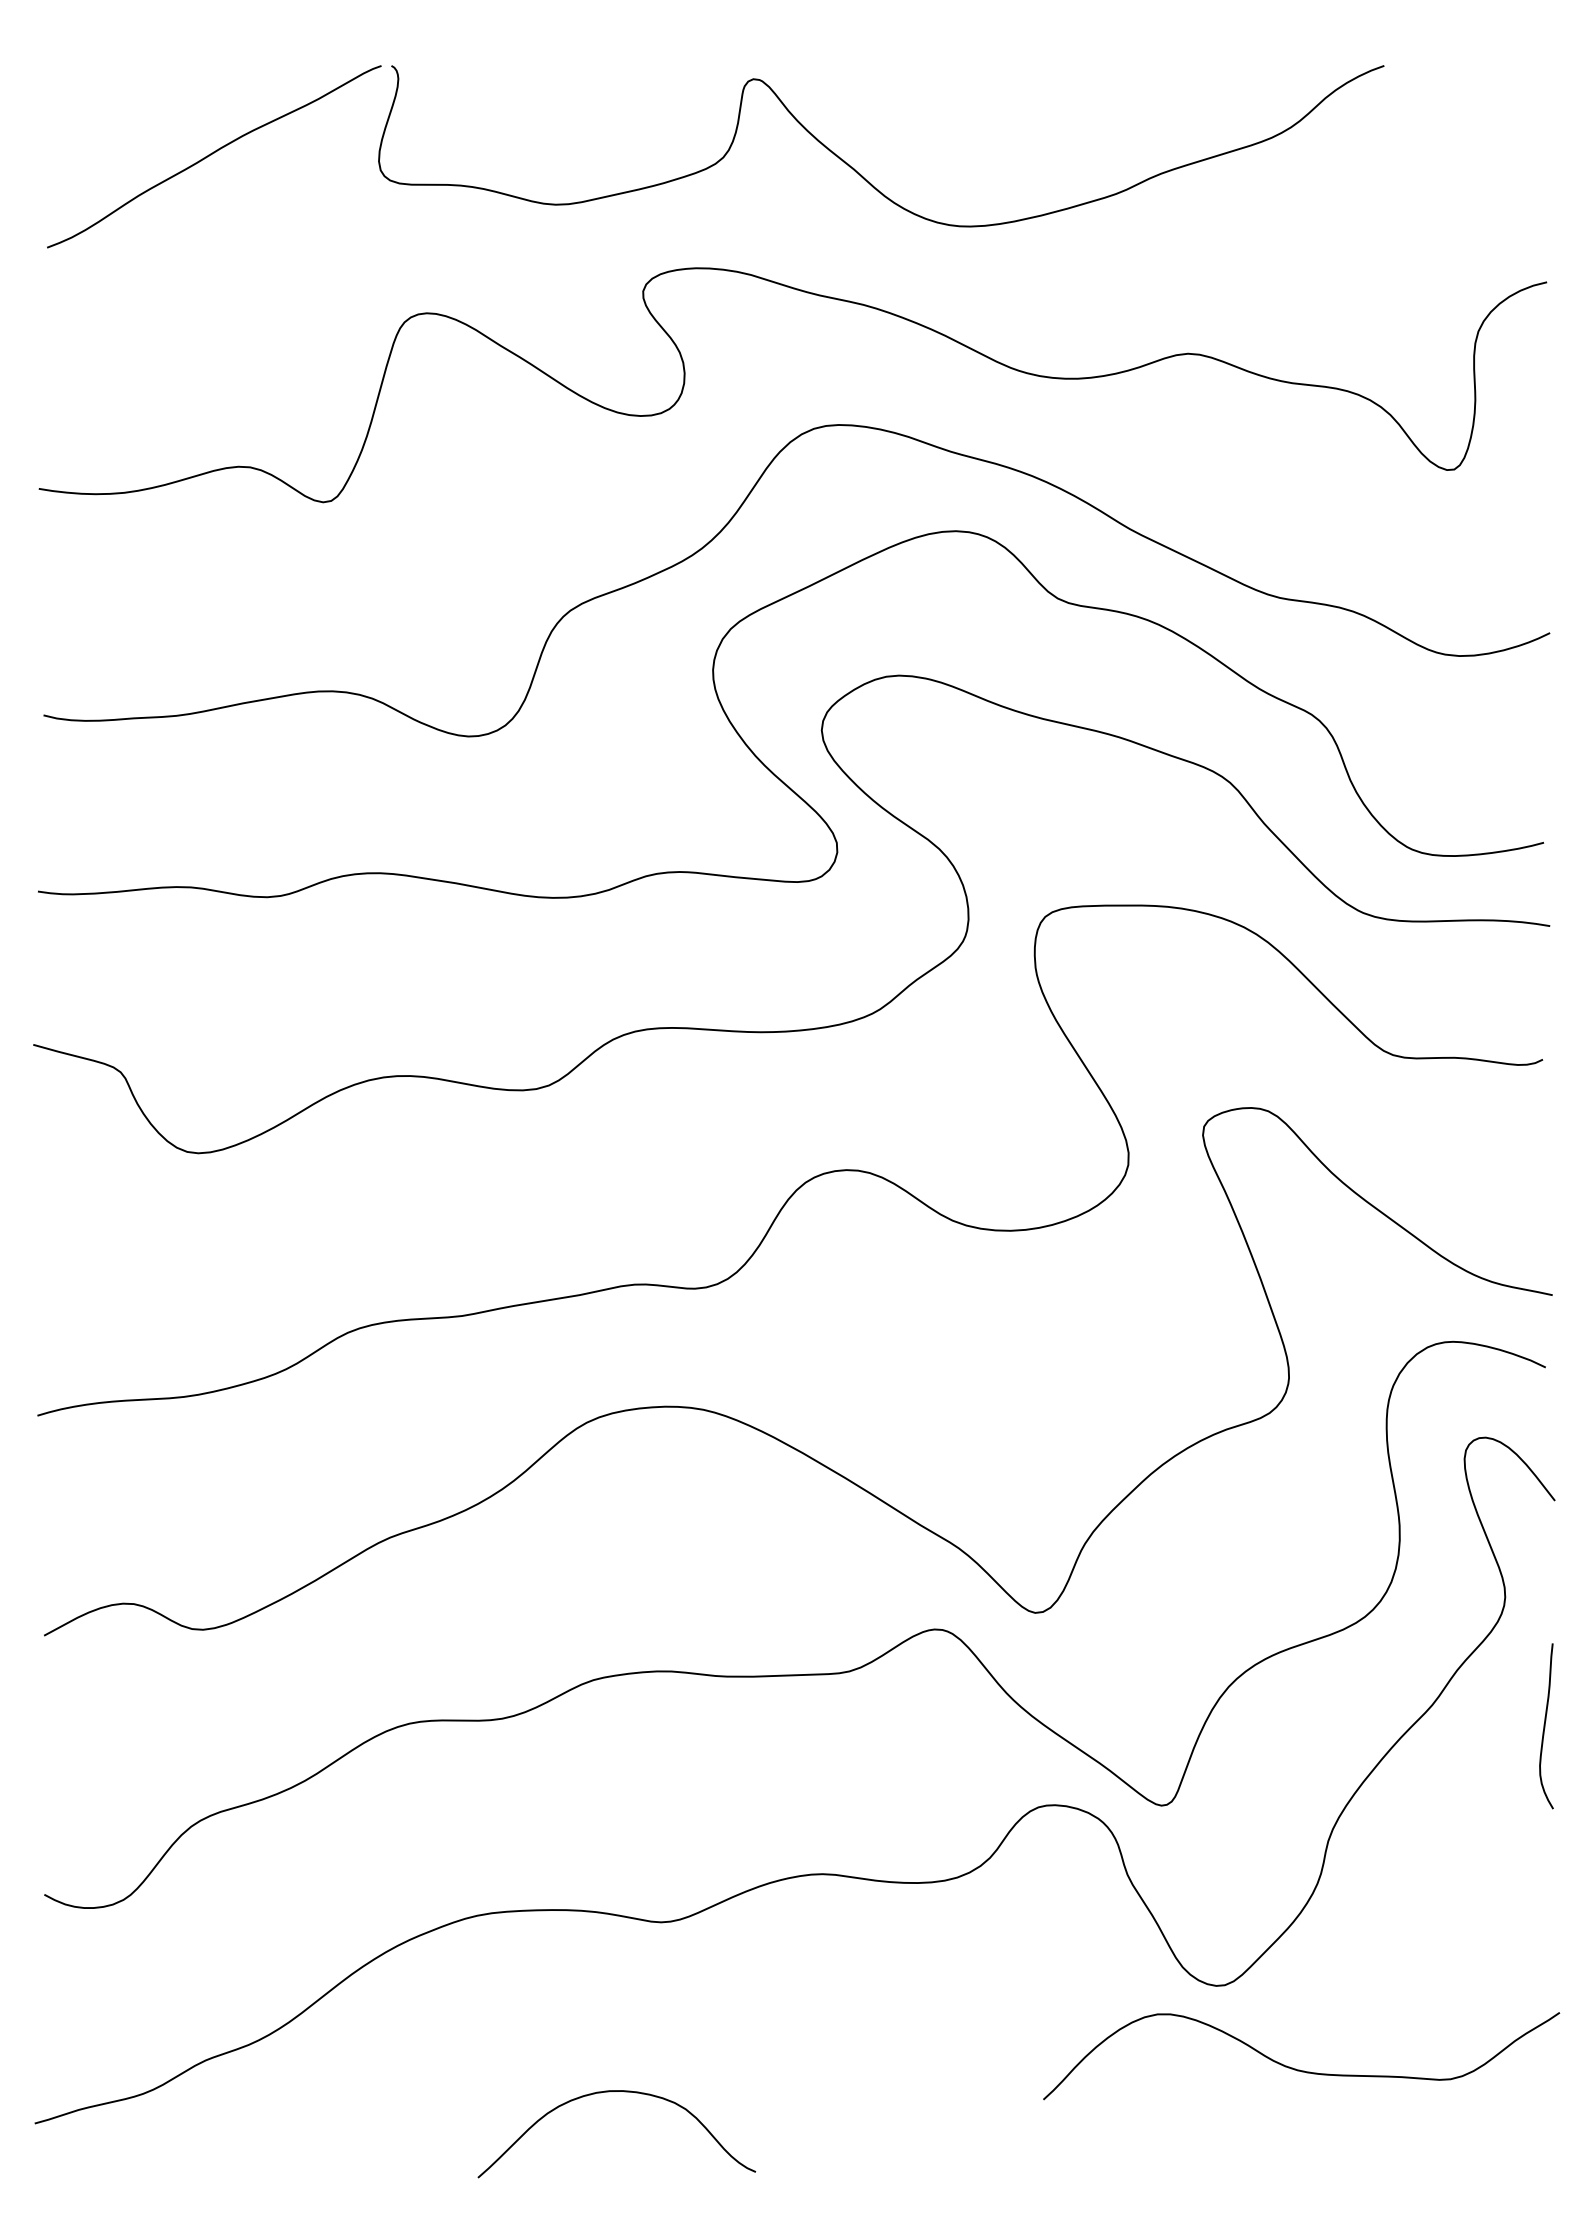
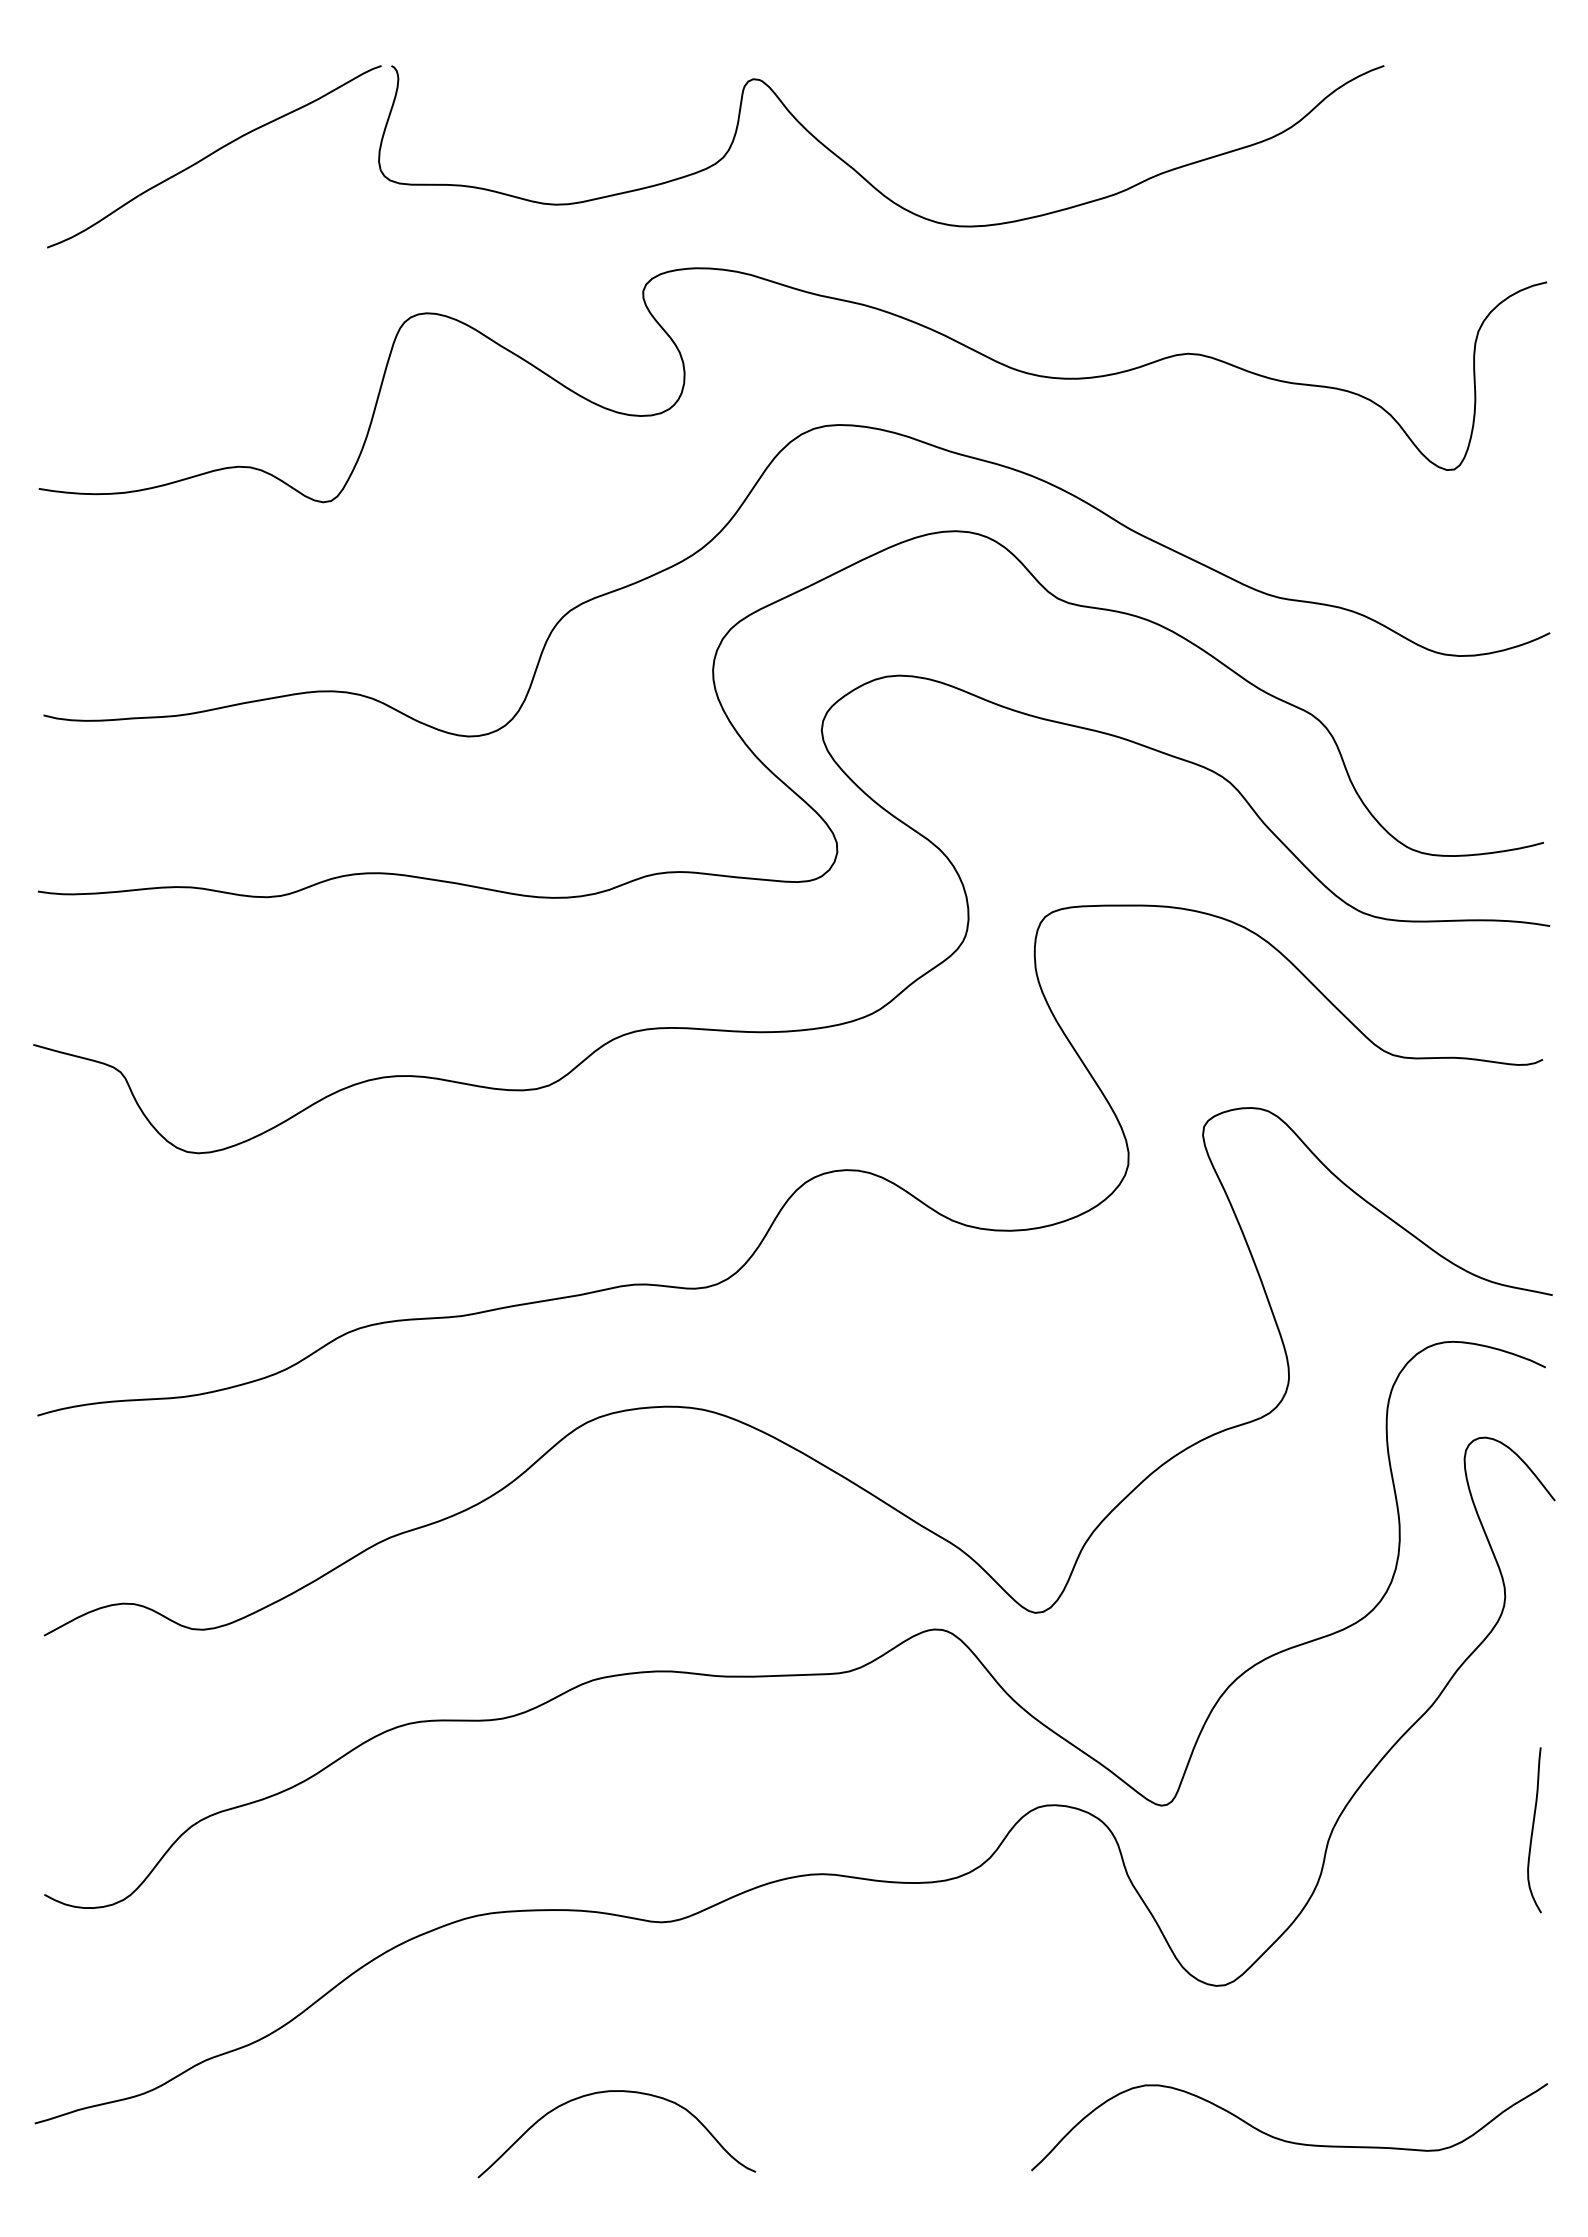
curve position: (1545, 1726) -> (1533, 1830) (1533, 1830)
curve position: (1299, 2069) -> (1287, 2140) (1287, 2140)
